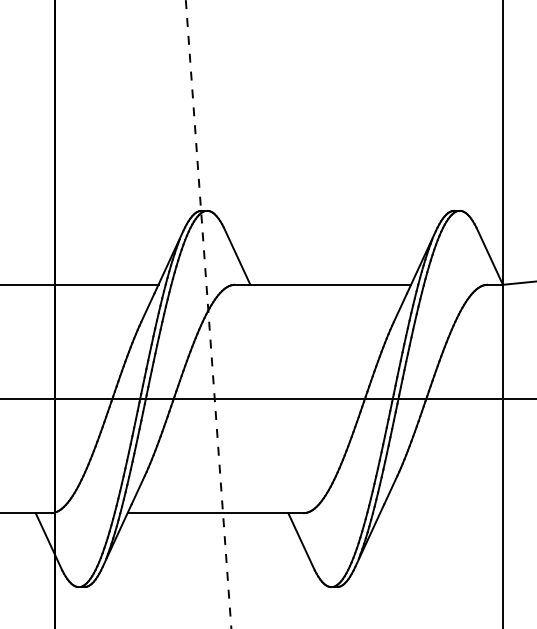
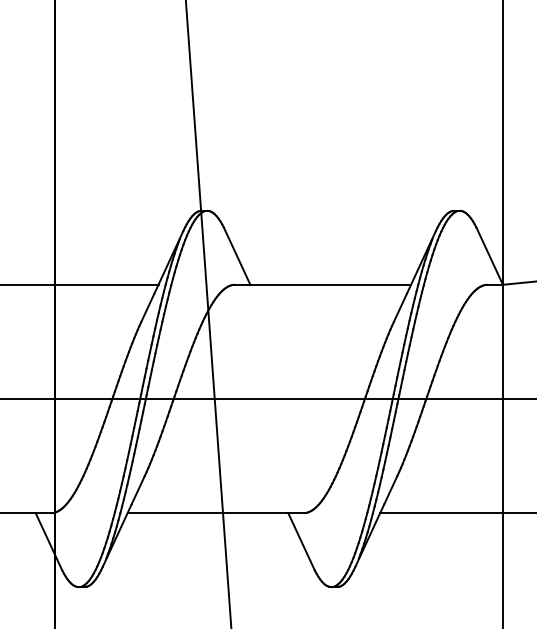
line: dashed -> solid (208, 314)
line: none -> present (456, 513)
